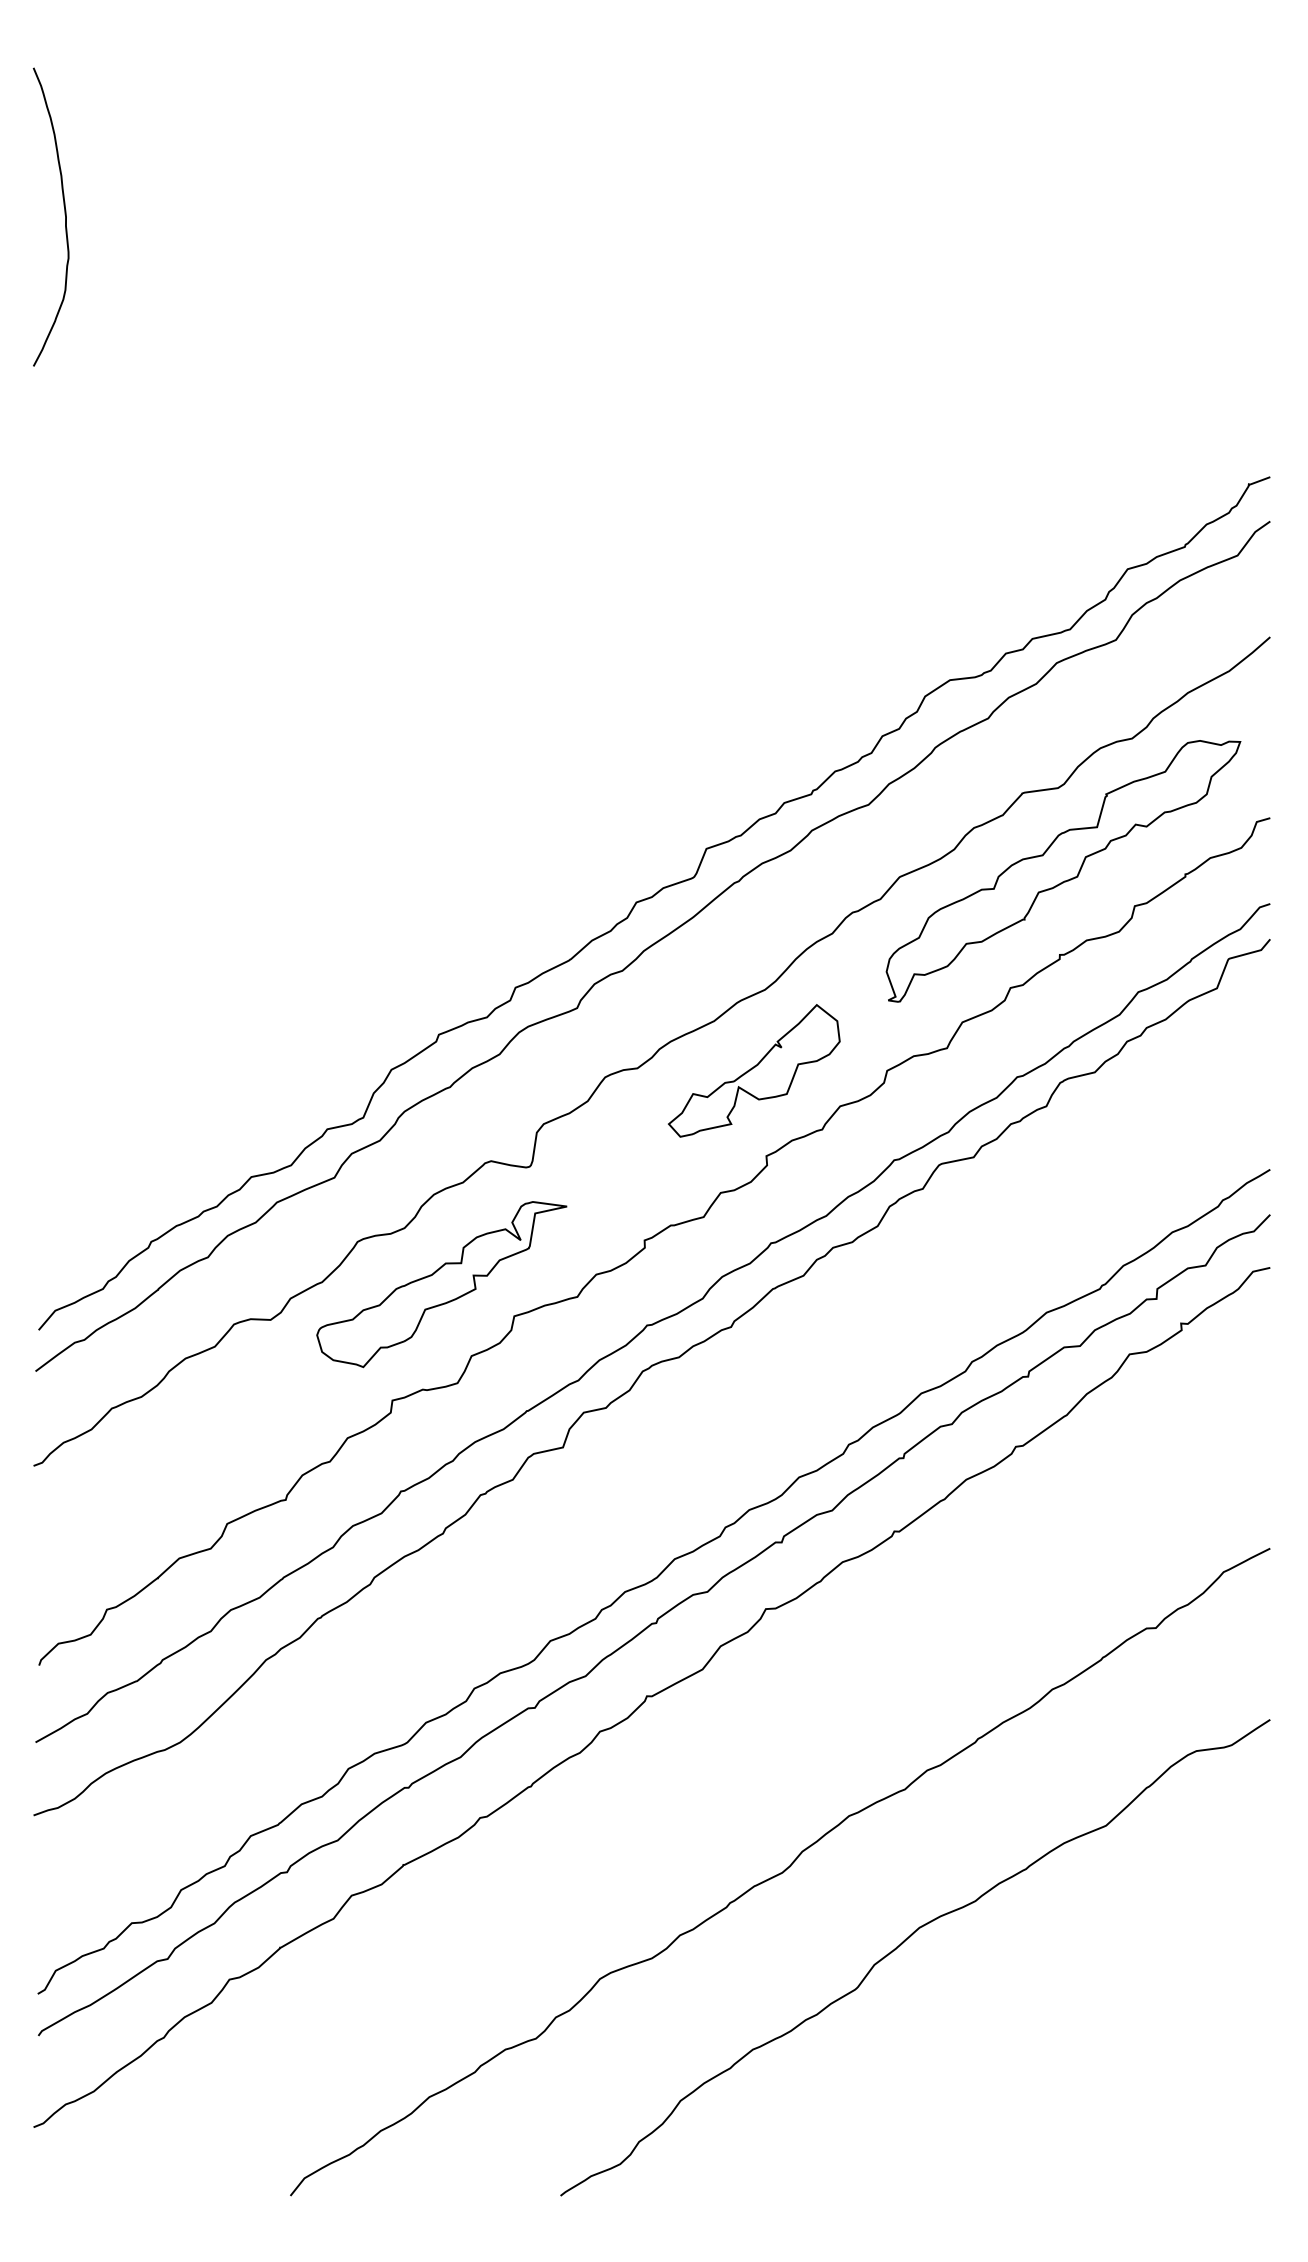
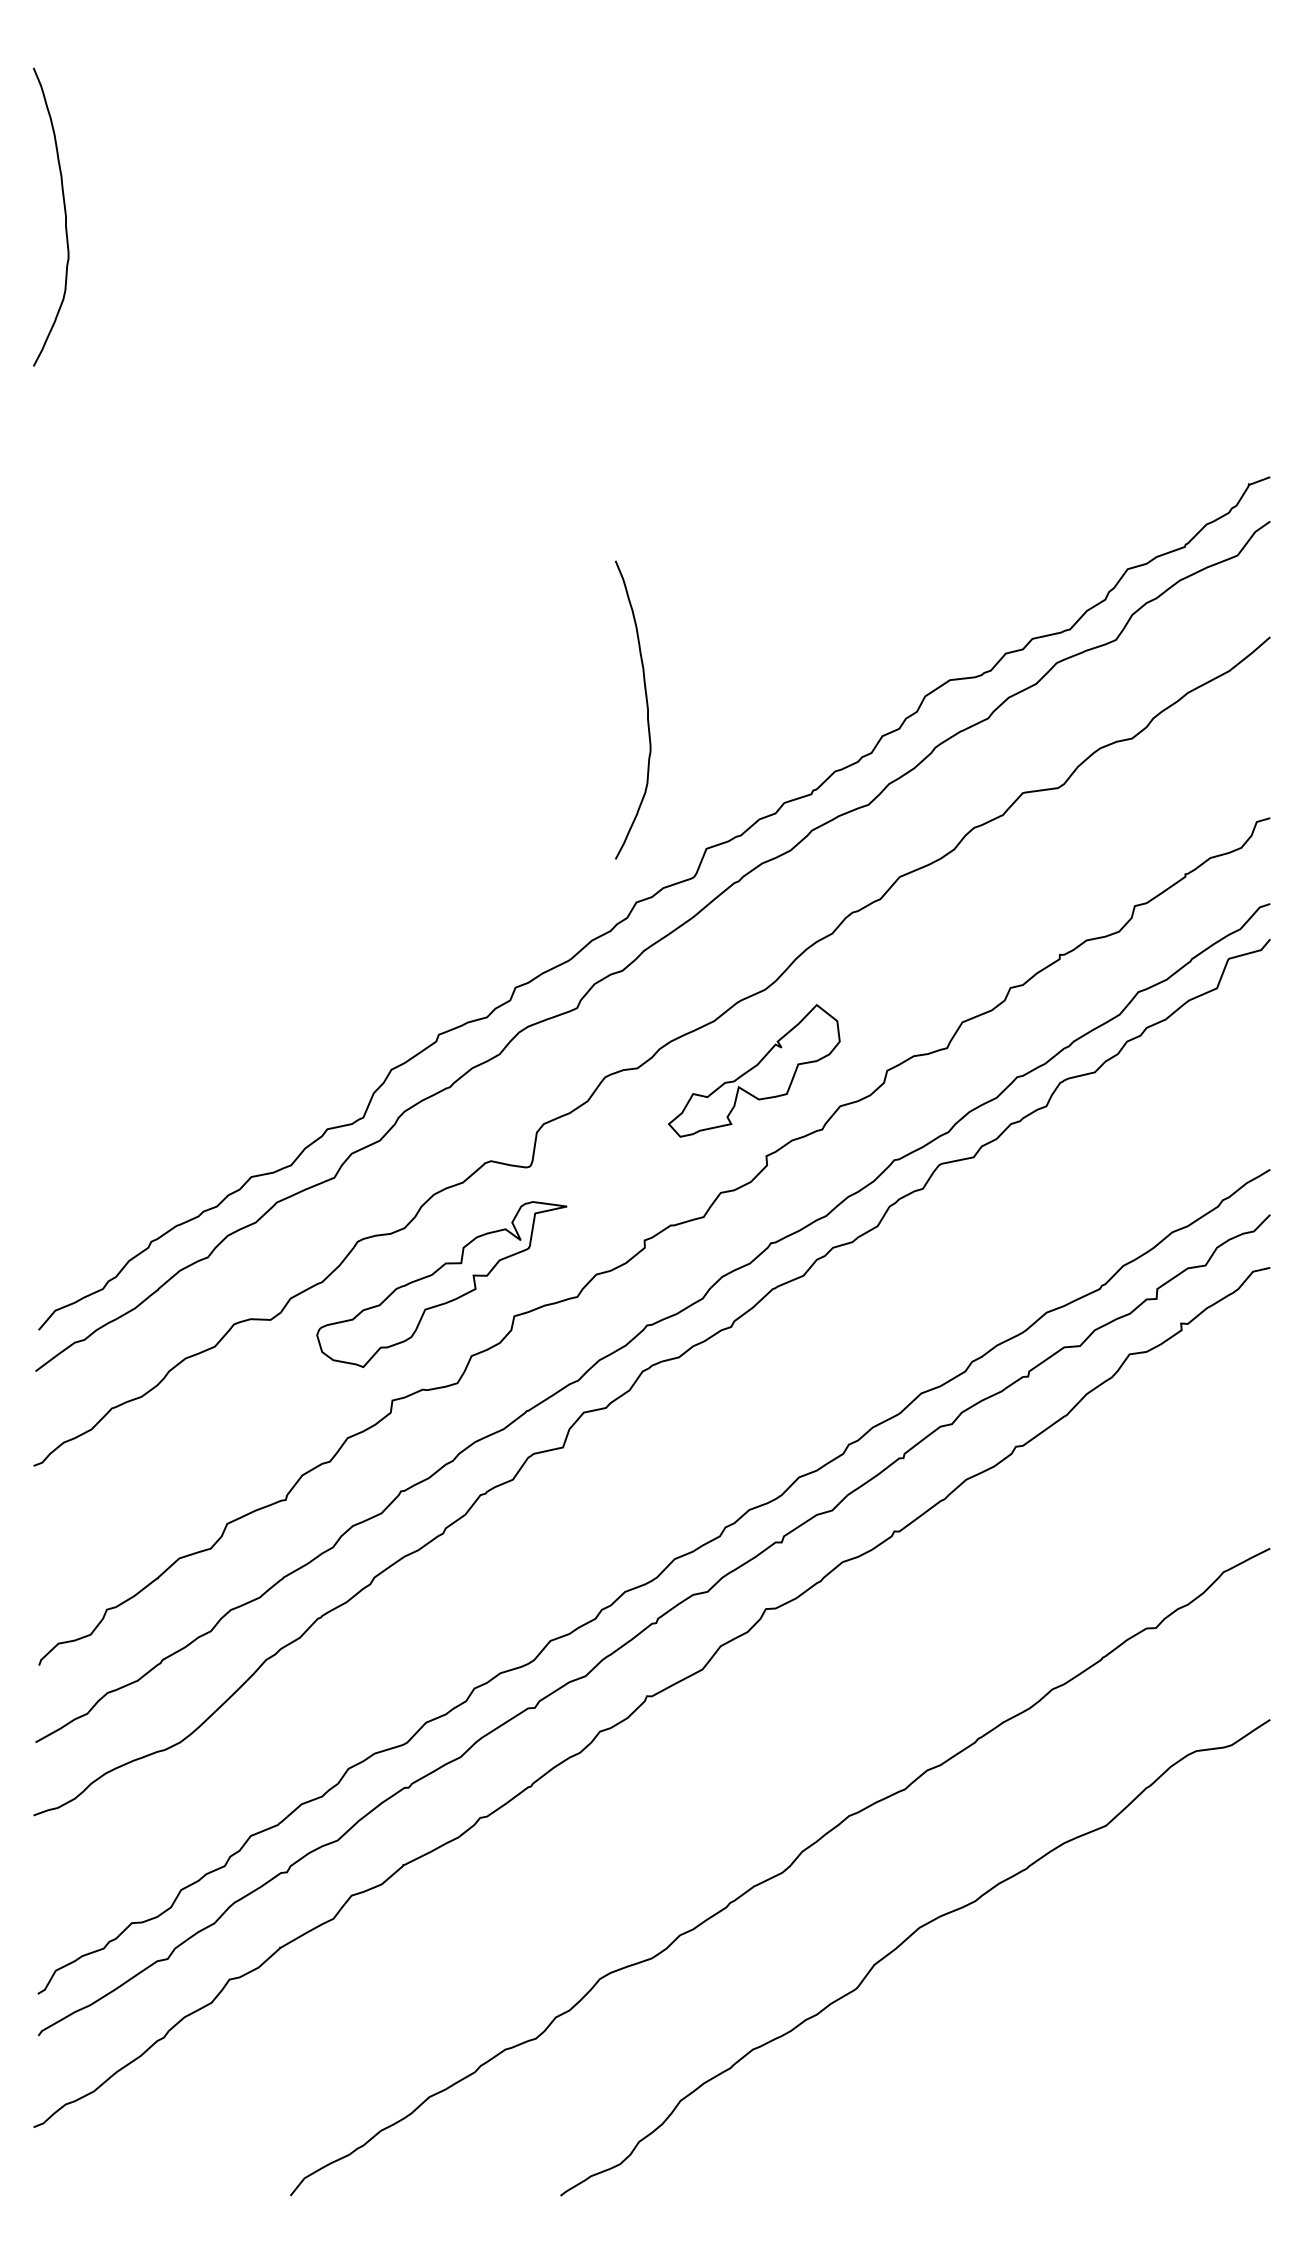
curve: none -> present (646, 707)
part: present -> none (1063, 871)
